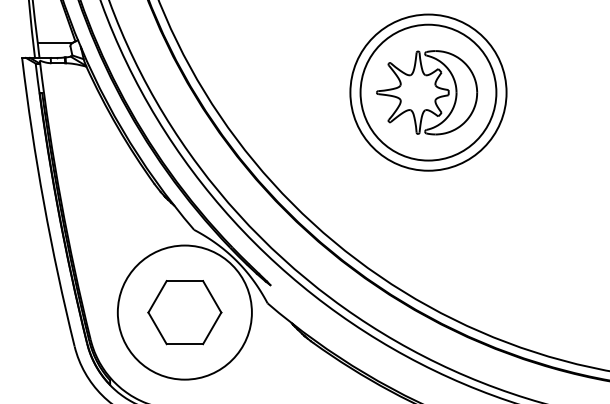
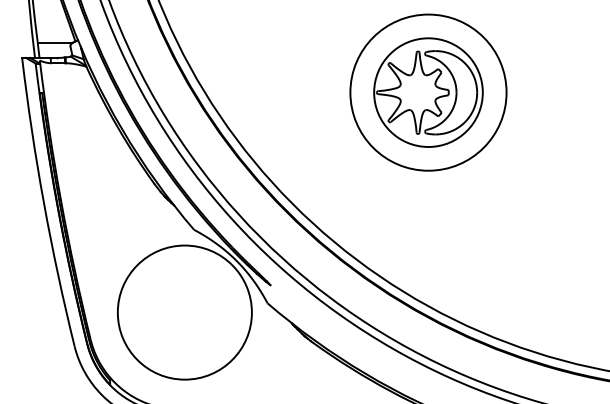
circle diameter: 136 px -> 109 px (428, 92)
part: present -> none (184, 312)
